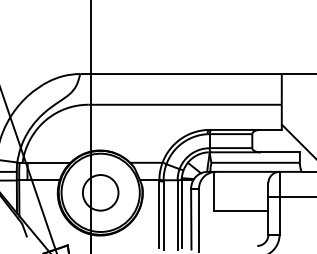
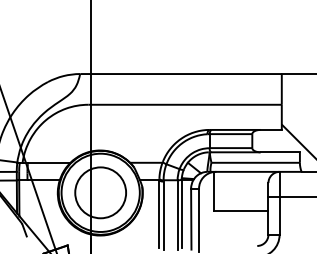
circle diameter: 36 px -> 51 px (100, 192)
